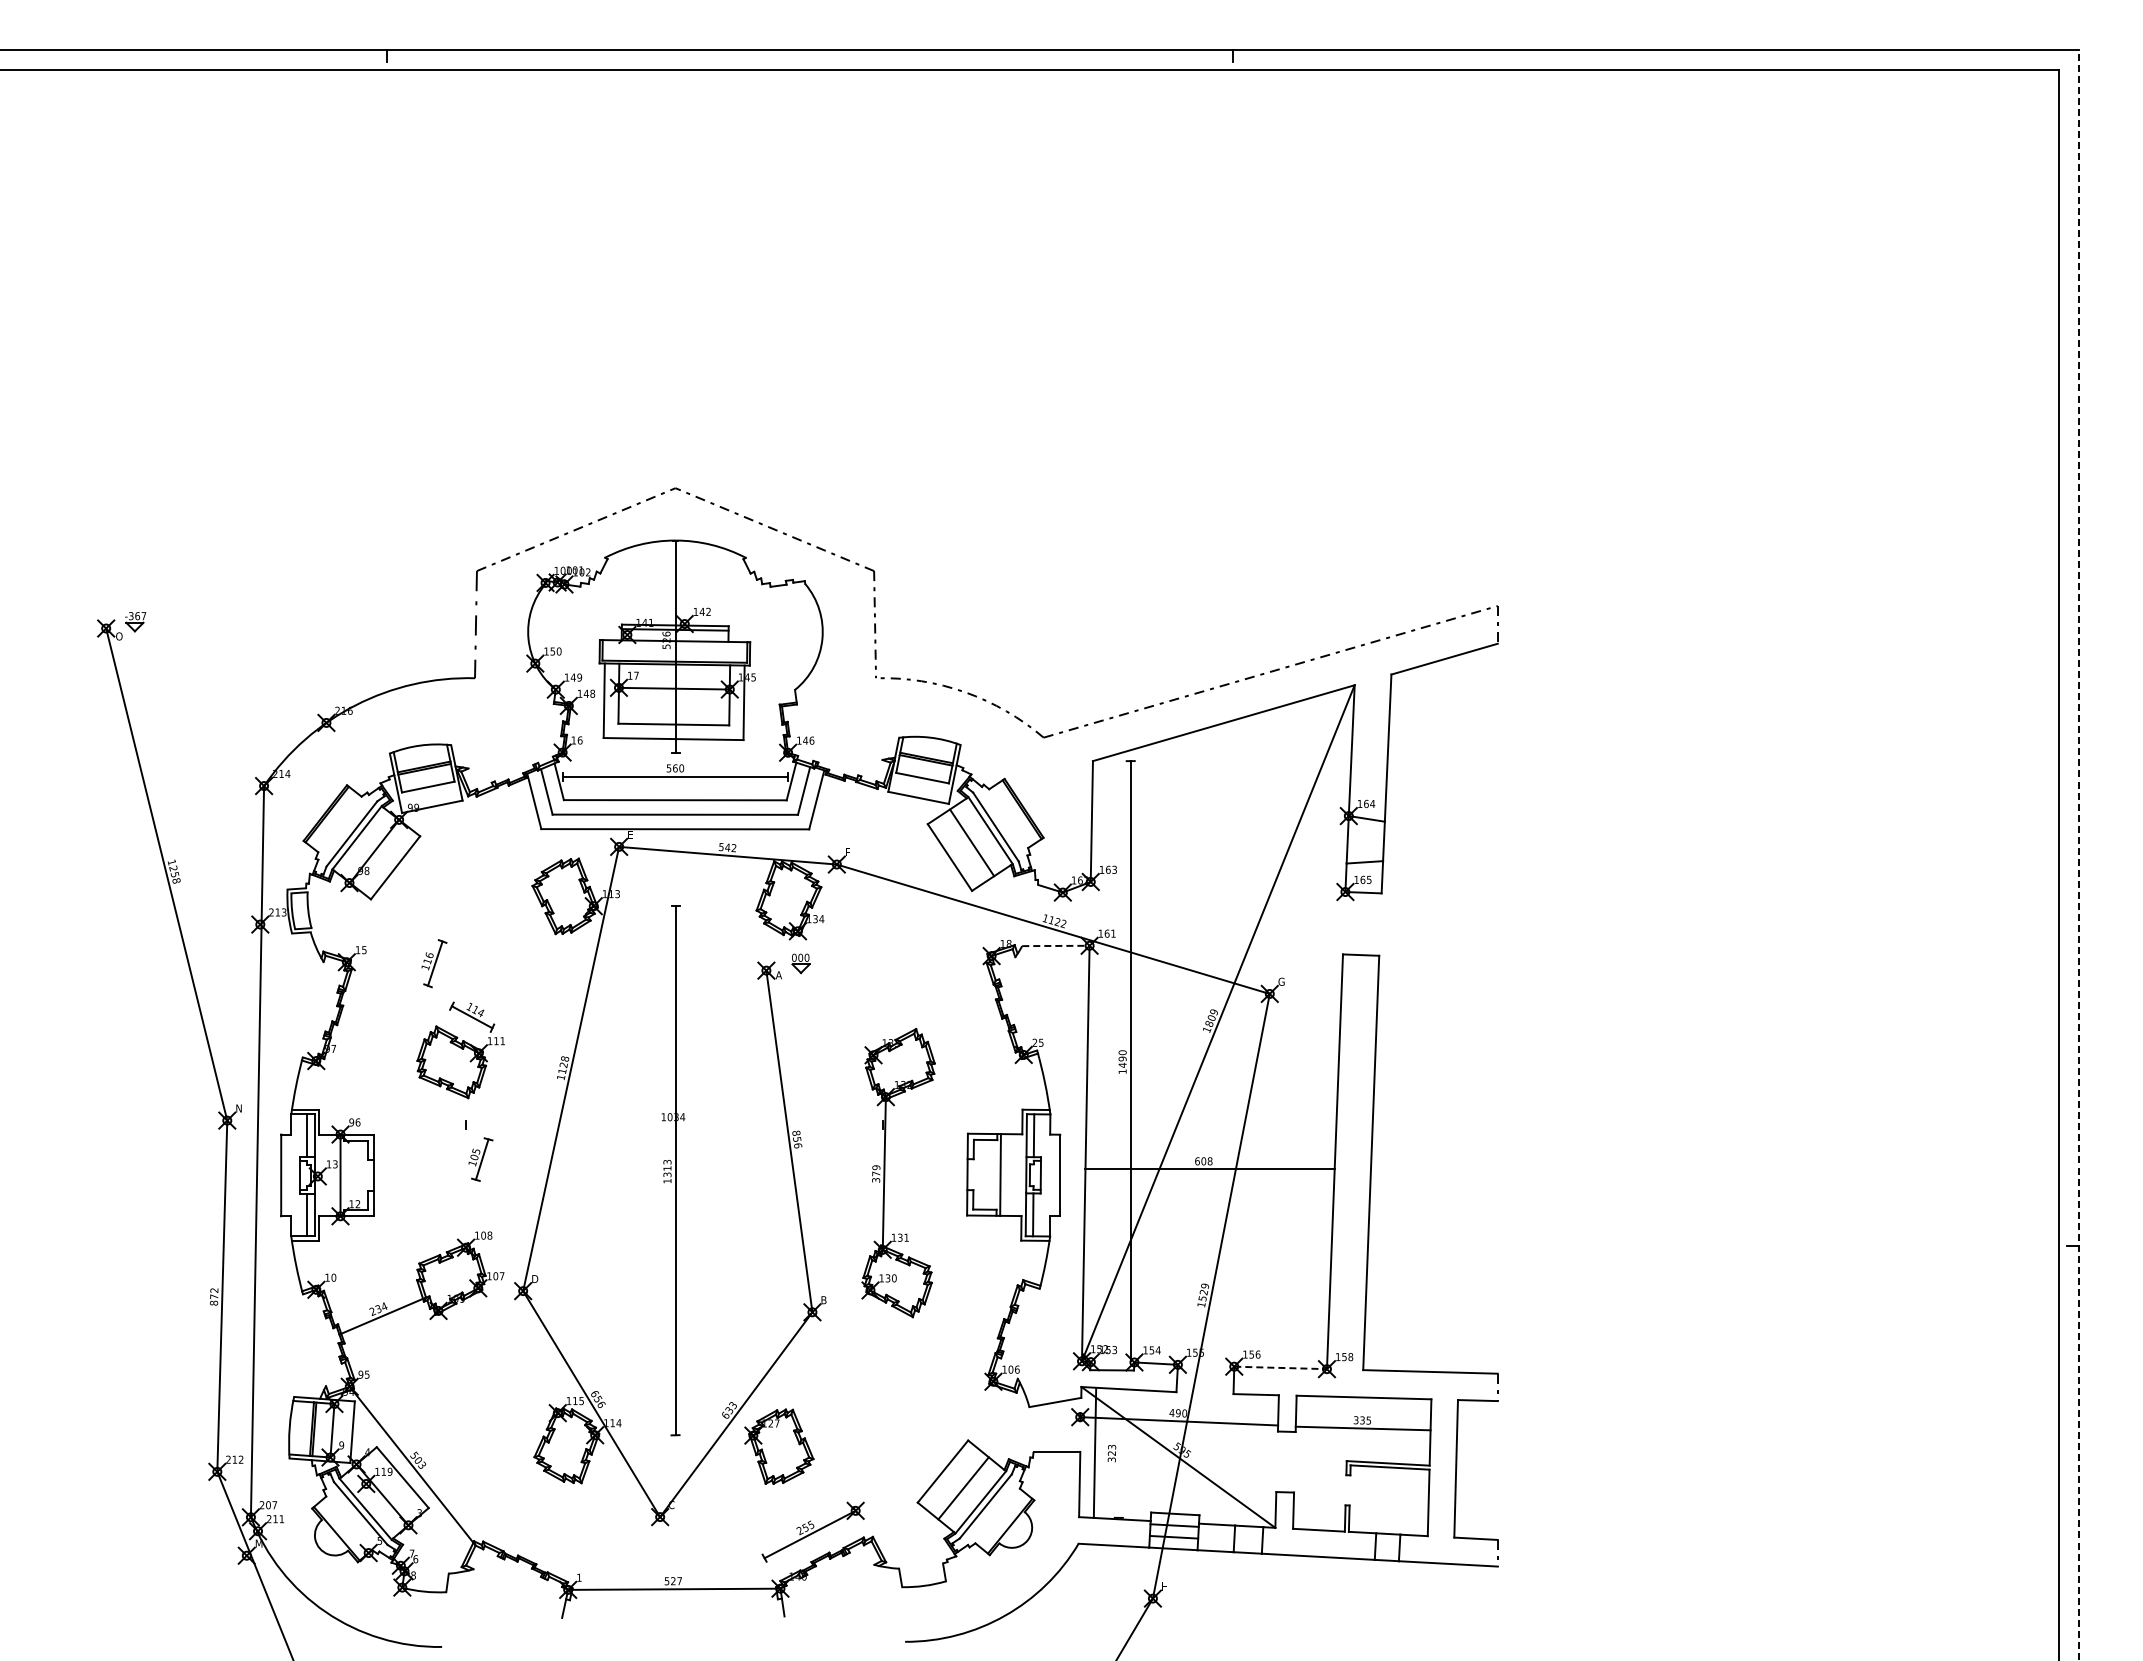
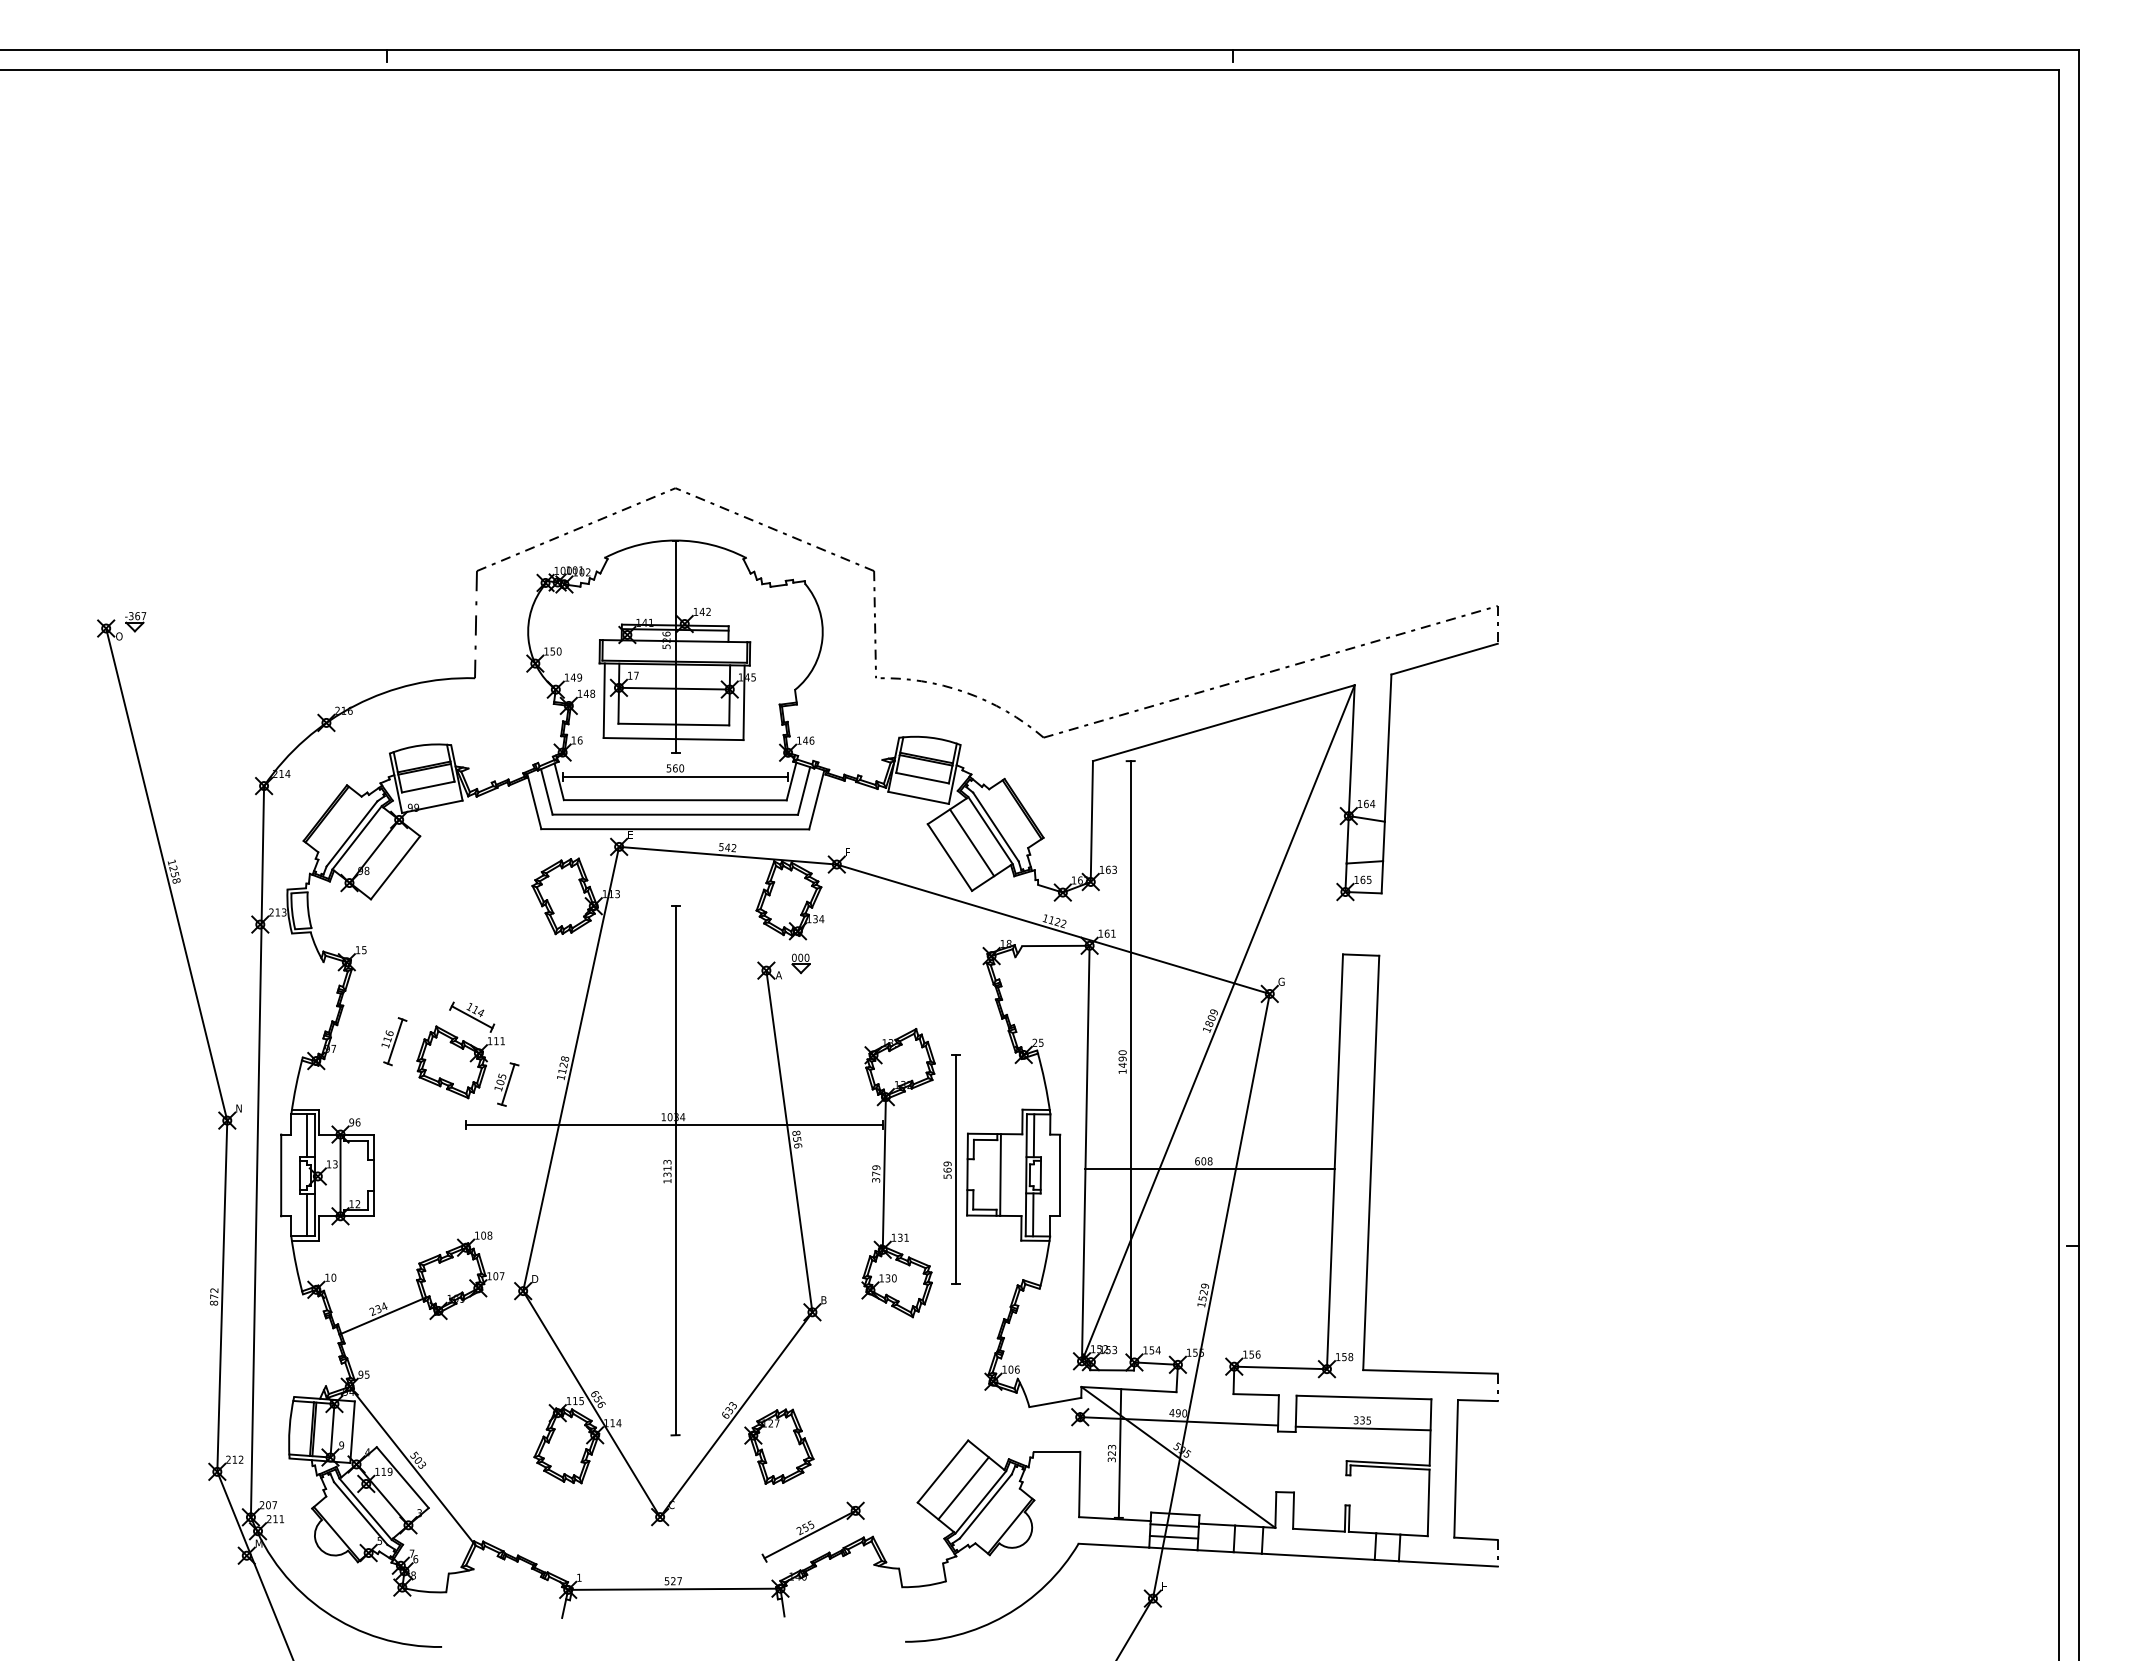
line: dashed -> solid (2078, 854)
line: dashed -> solid (1055, 945)
part position: (434, 963) -> (394, 1041) (394, 1041)
line: none -> present (674, 1125)
part position: (480, 1159) -> (506, 1084) (506, 1084)
part: none -> present (951, 1169)
line: dashed -> solid (1281, 1367)
line position: (1094, 1453) -> (1119, 1453) (1119, 1453)
